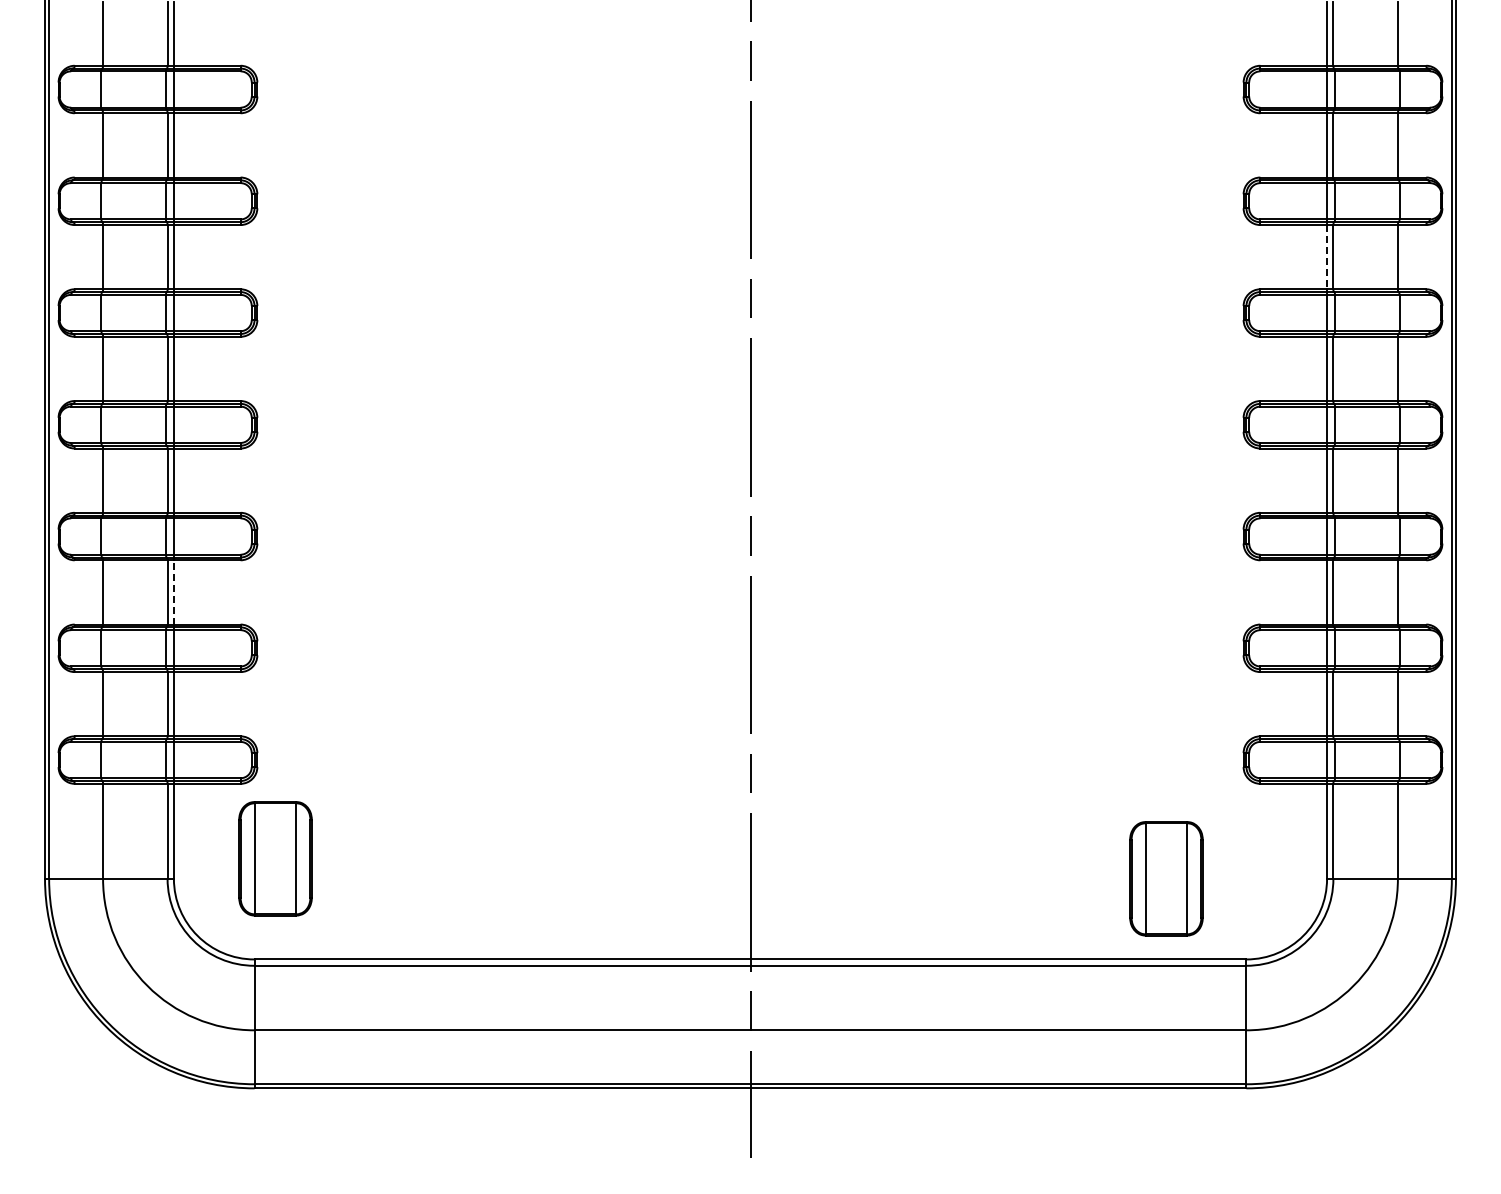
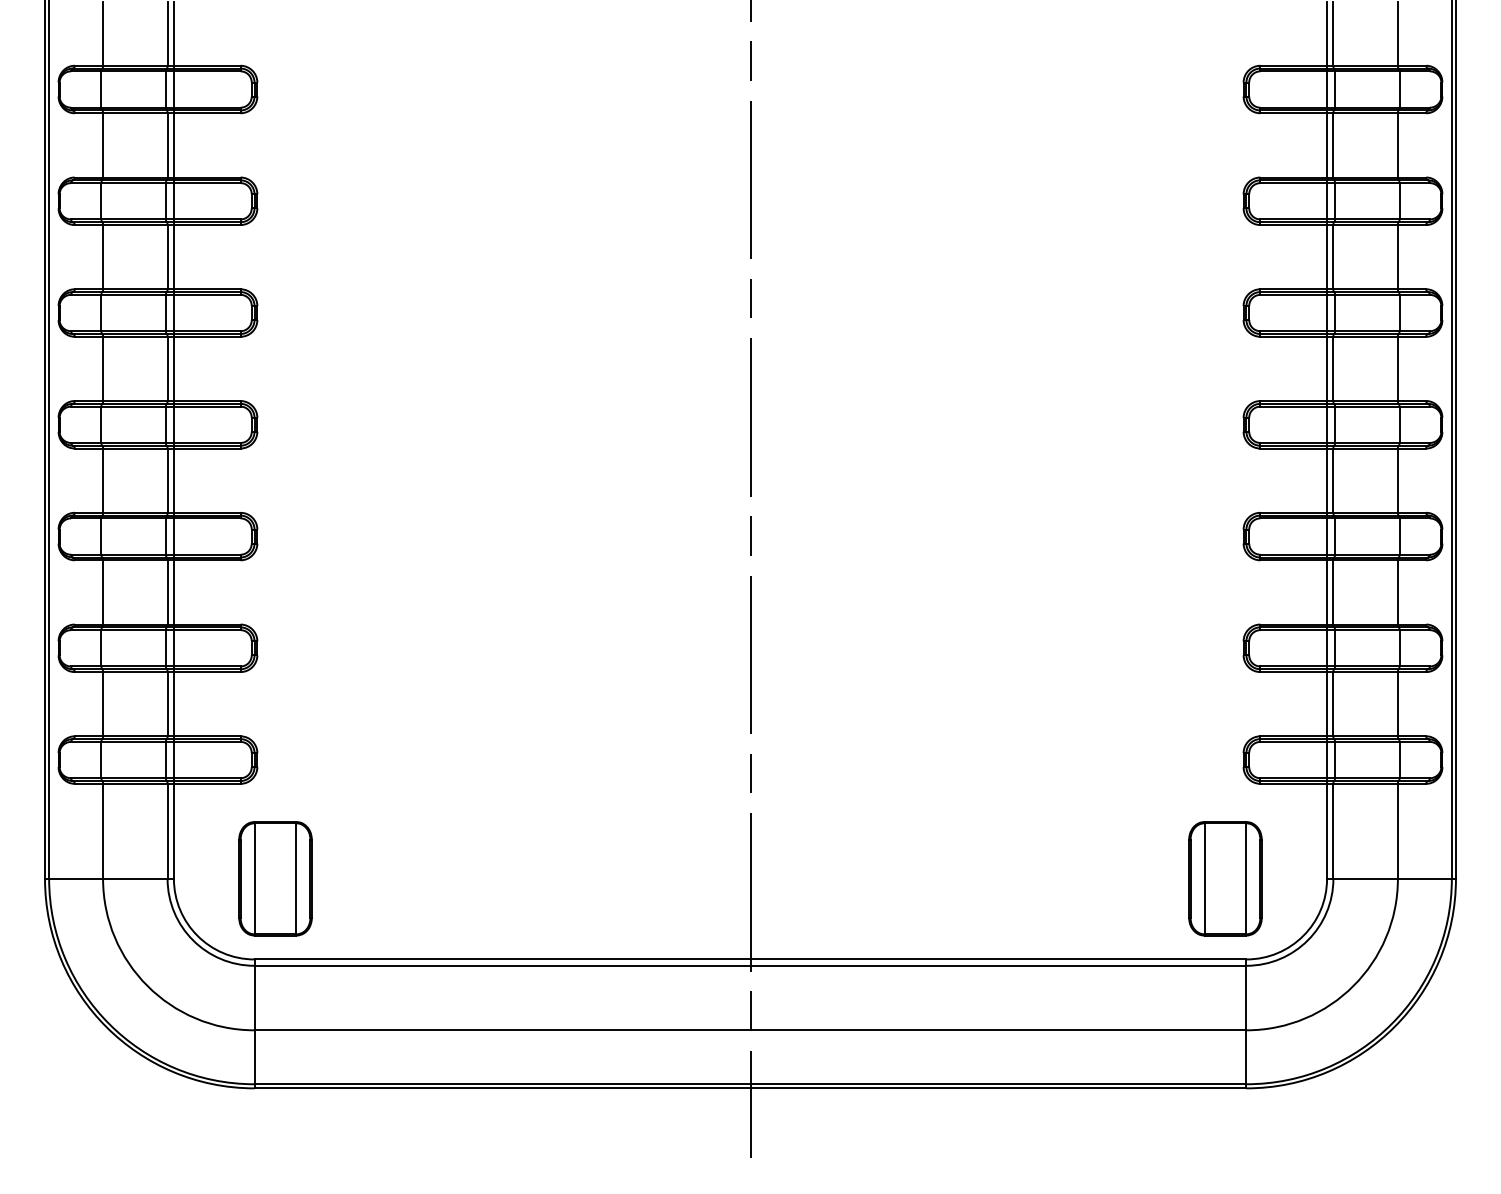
line: dashed -> solid (1327, 257)
line: dashed -> solid (173, 591)
part position: (275, 858) -> (275, 878) (275, 878)
part position: (1166, 878) -> (1225, 878) (1225, 878)
